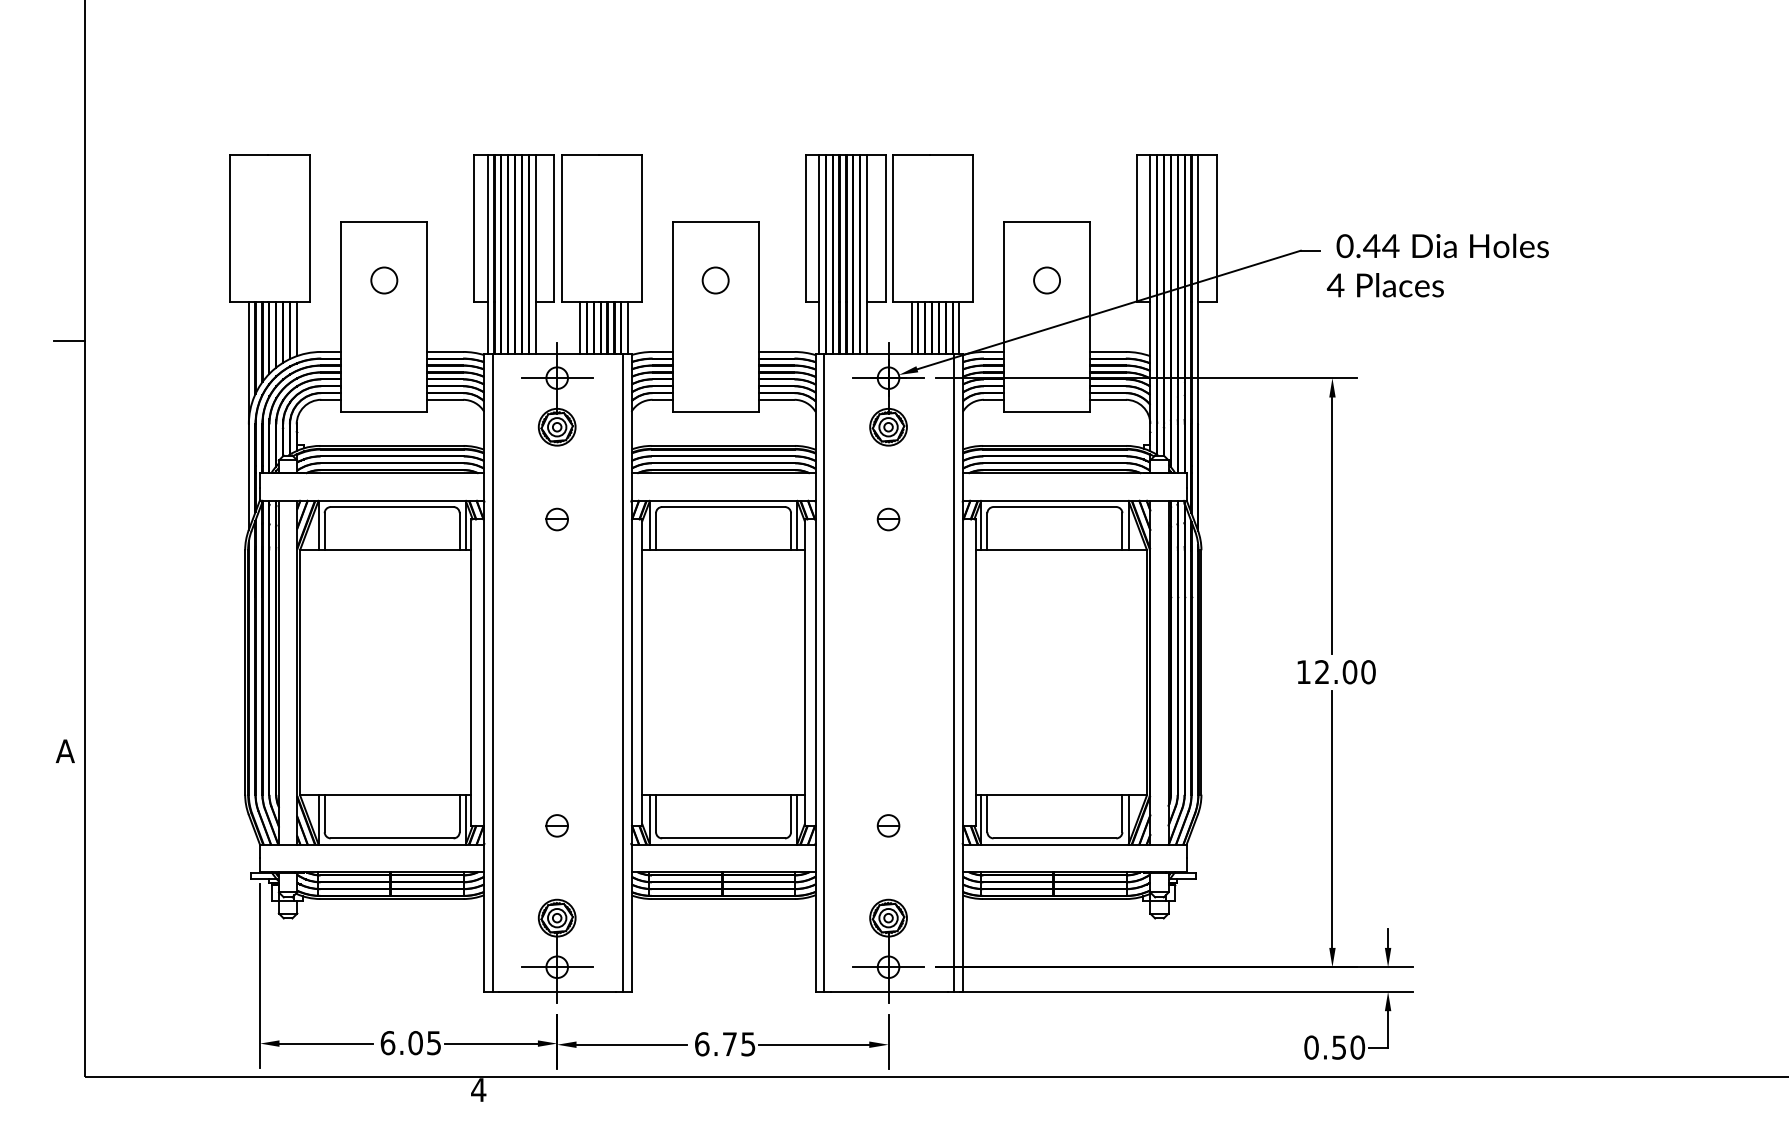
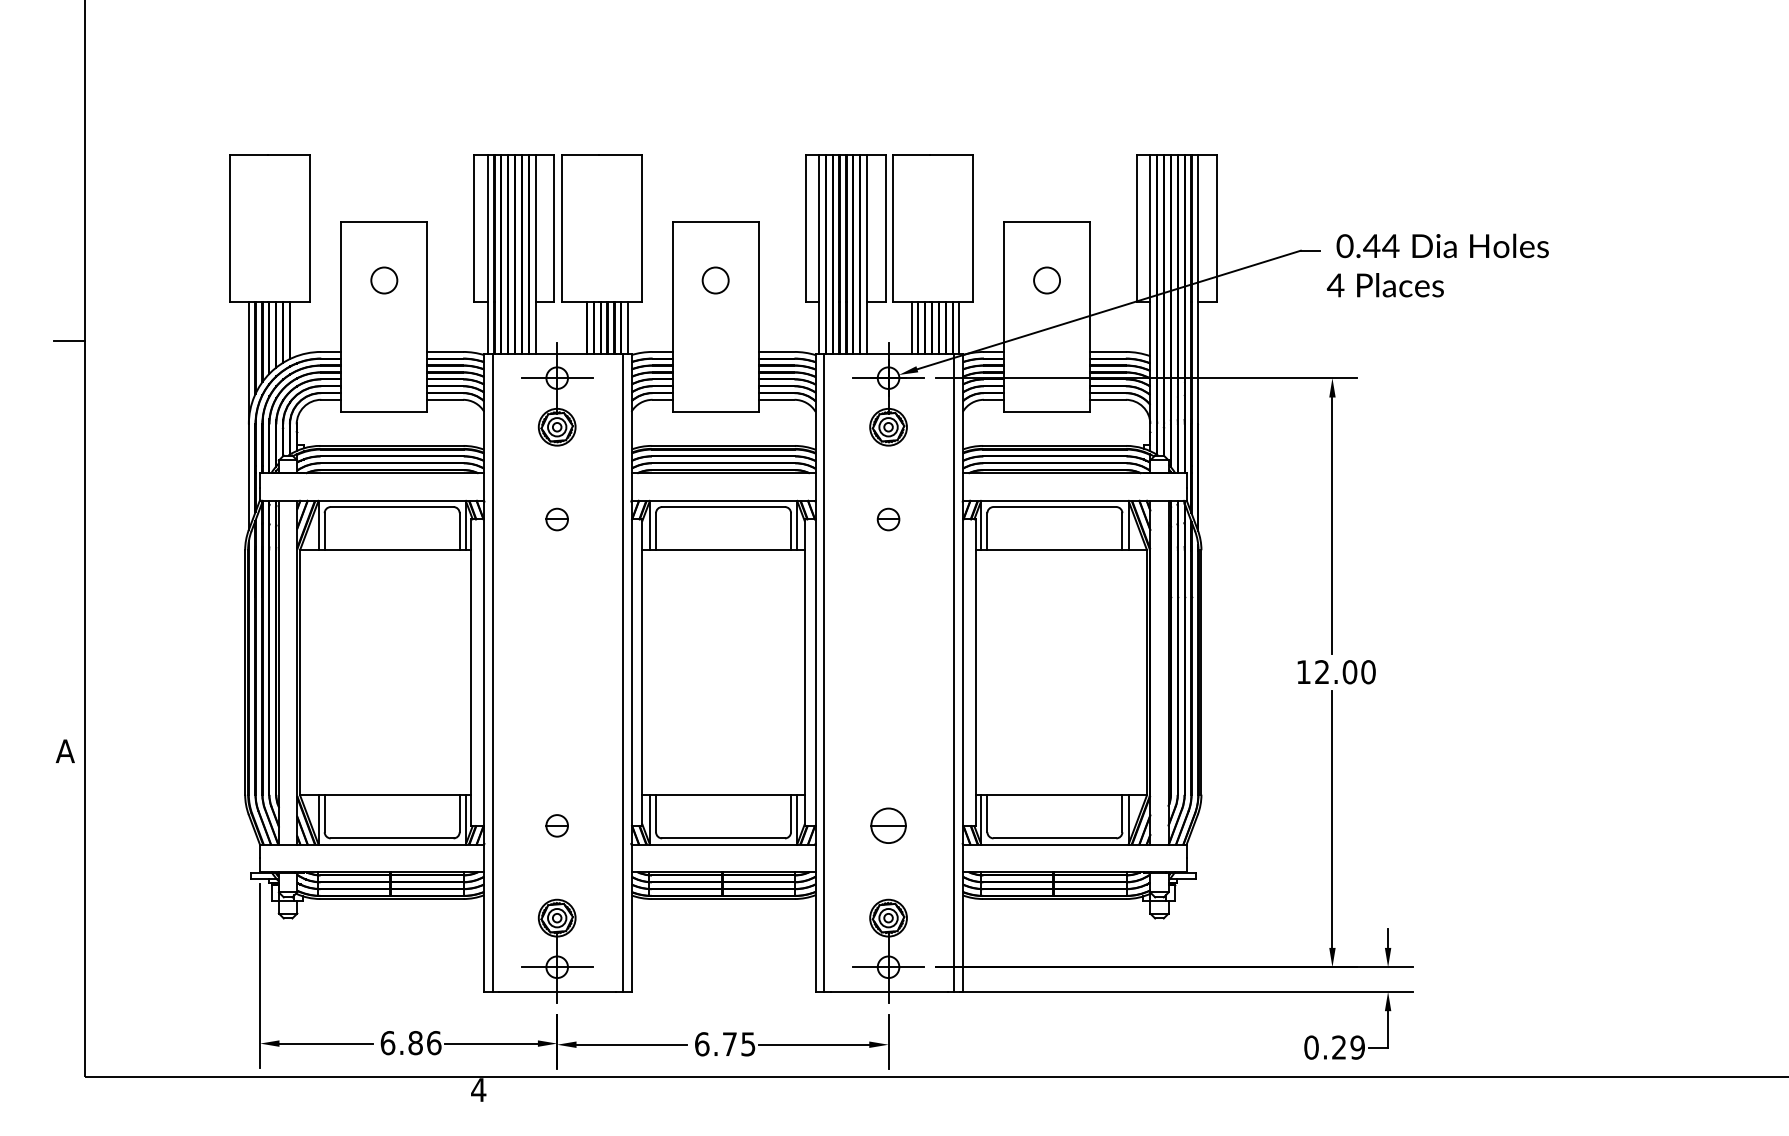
line: present -> none (580, 327)
line: present -> none (296, 329)
part size: 25x24 px -> 37x37 px (888, 825)
text: 6.05 -> 6.86 (424, 1043)
text: 0.50 -> 0.29 (1348, 1047)
